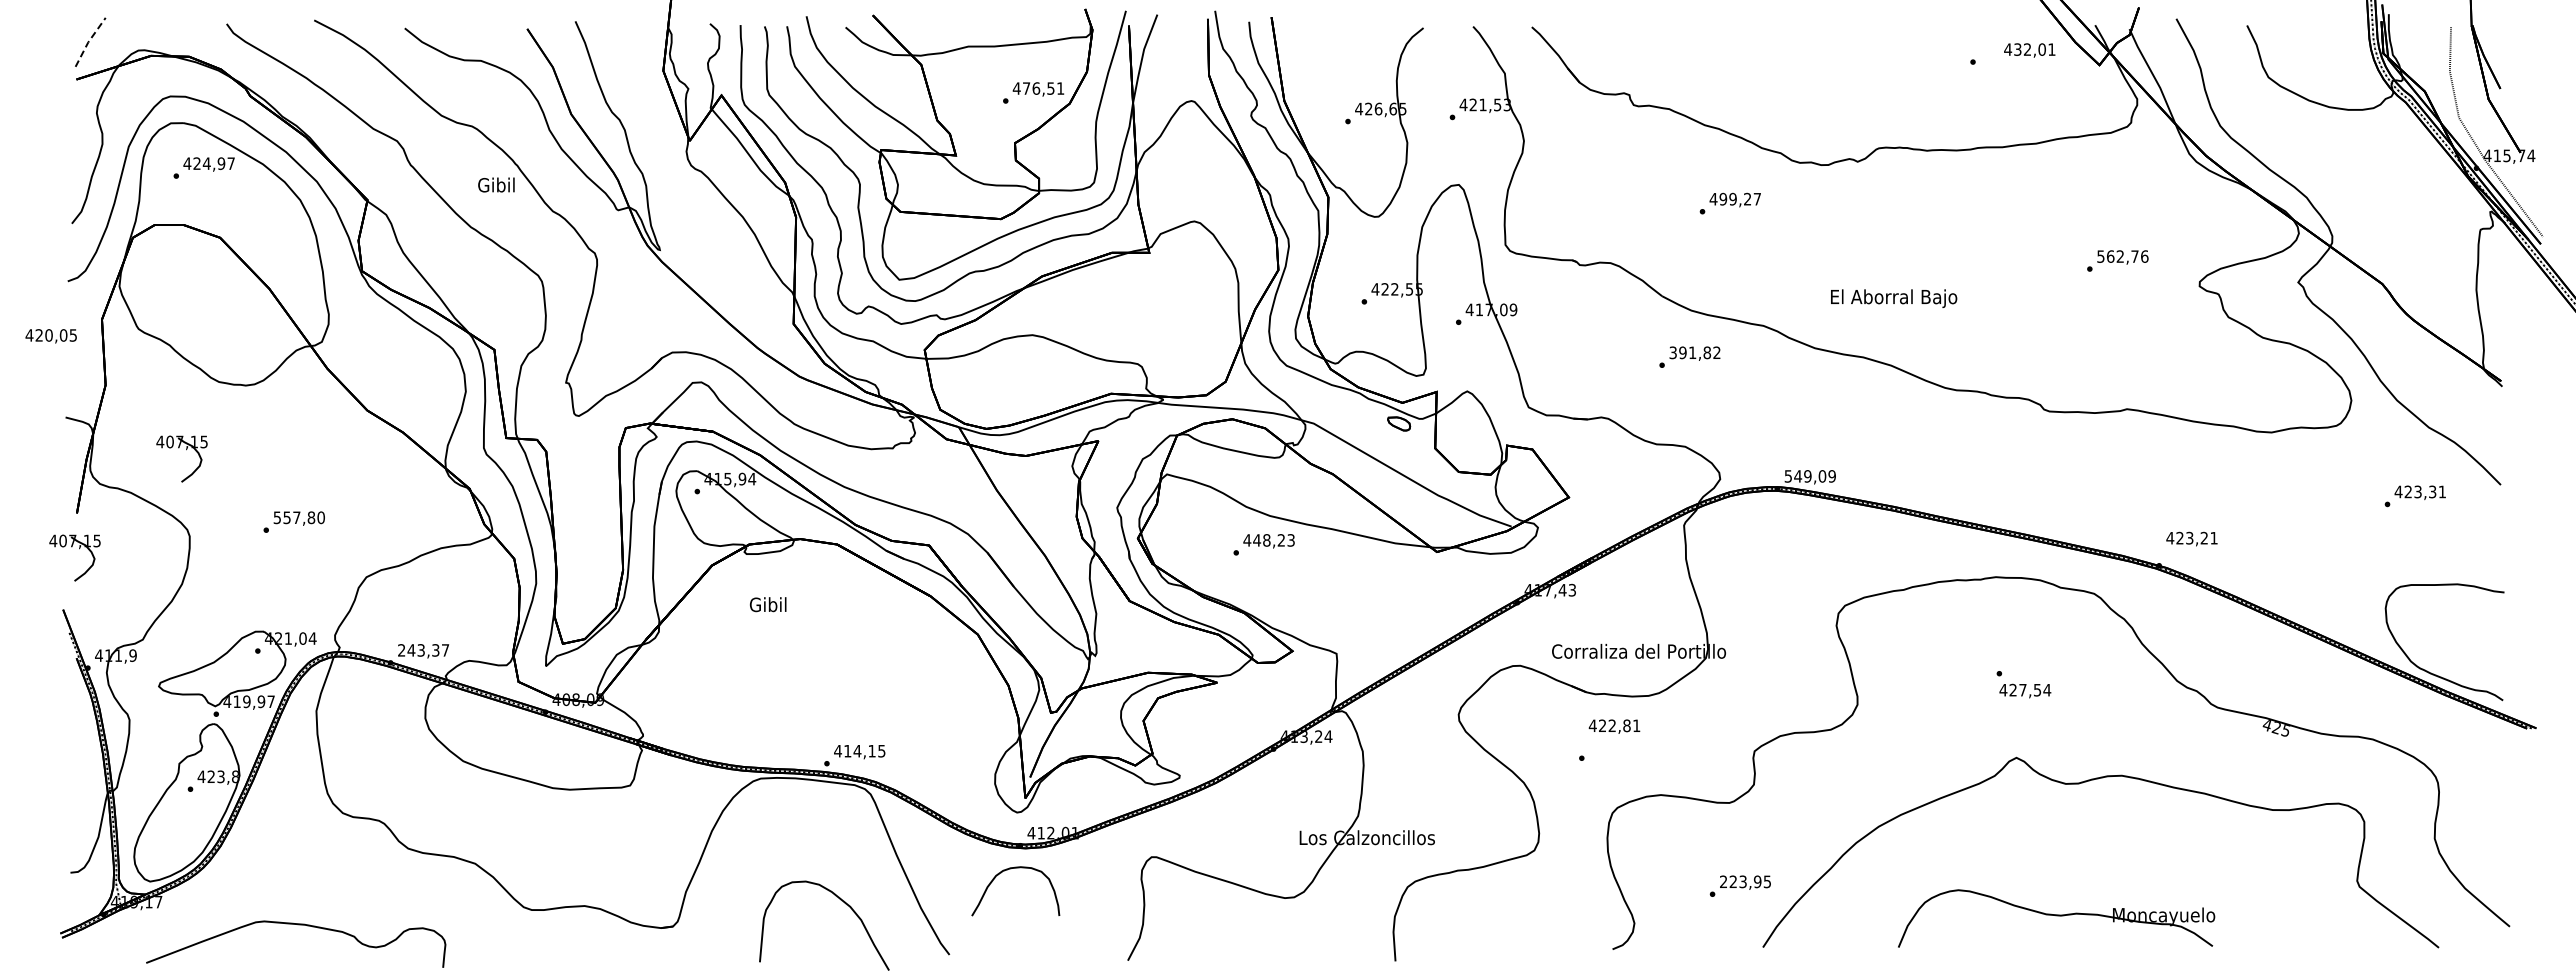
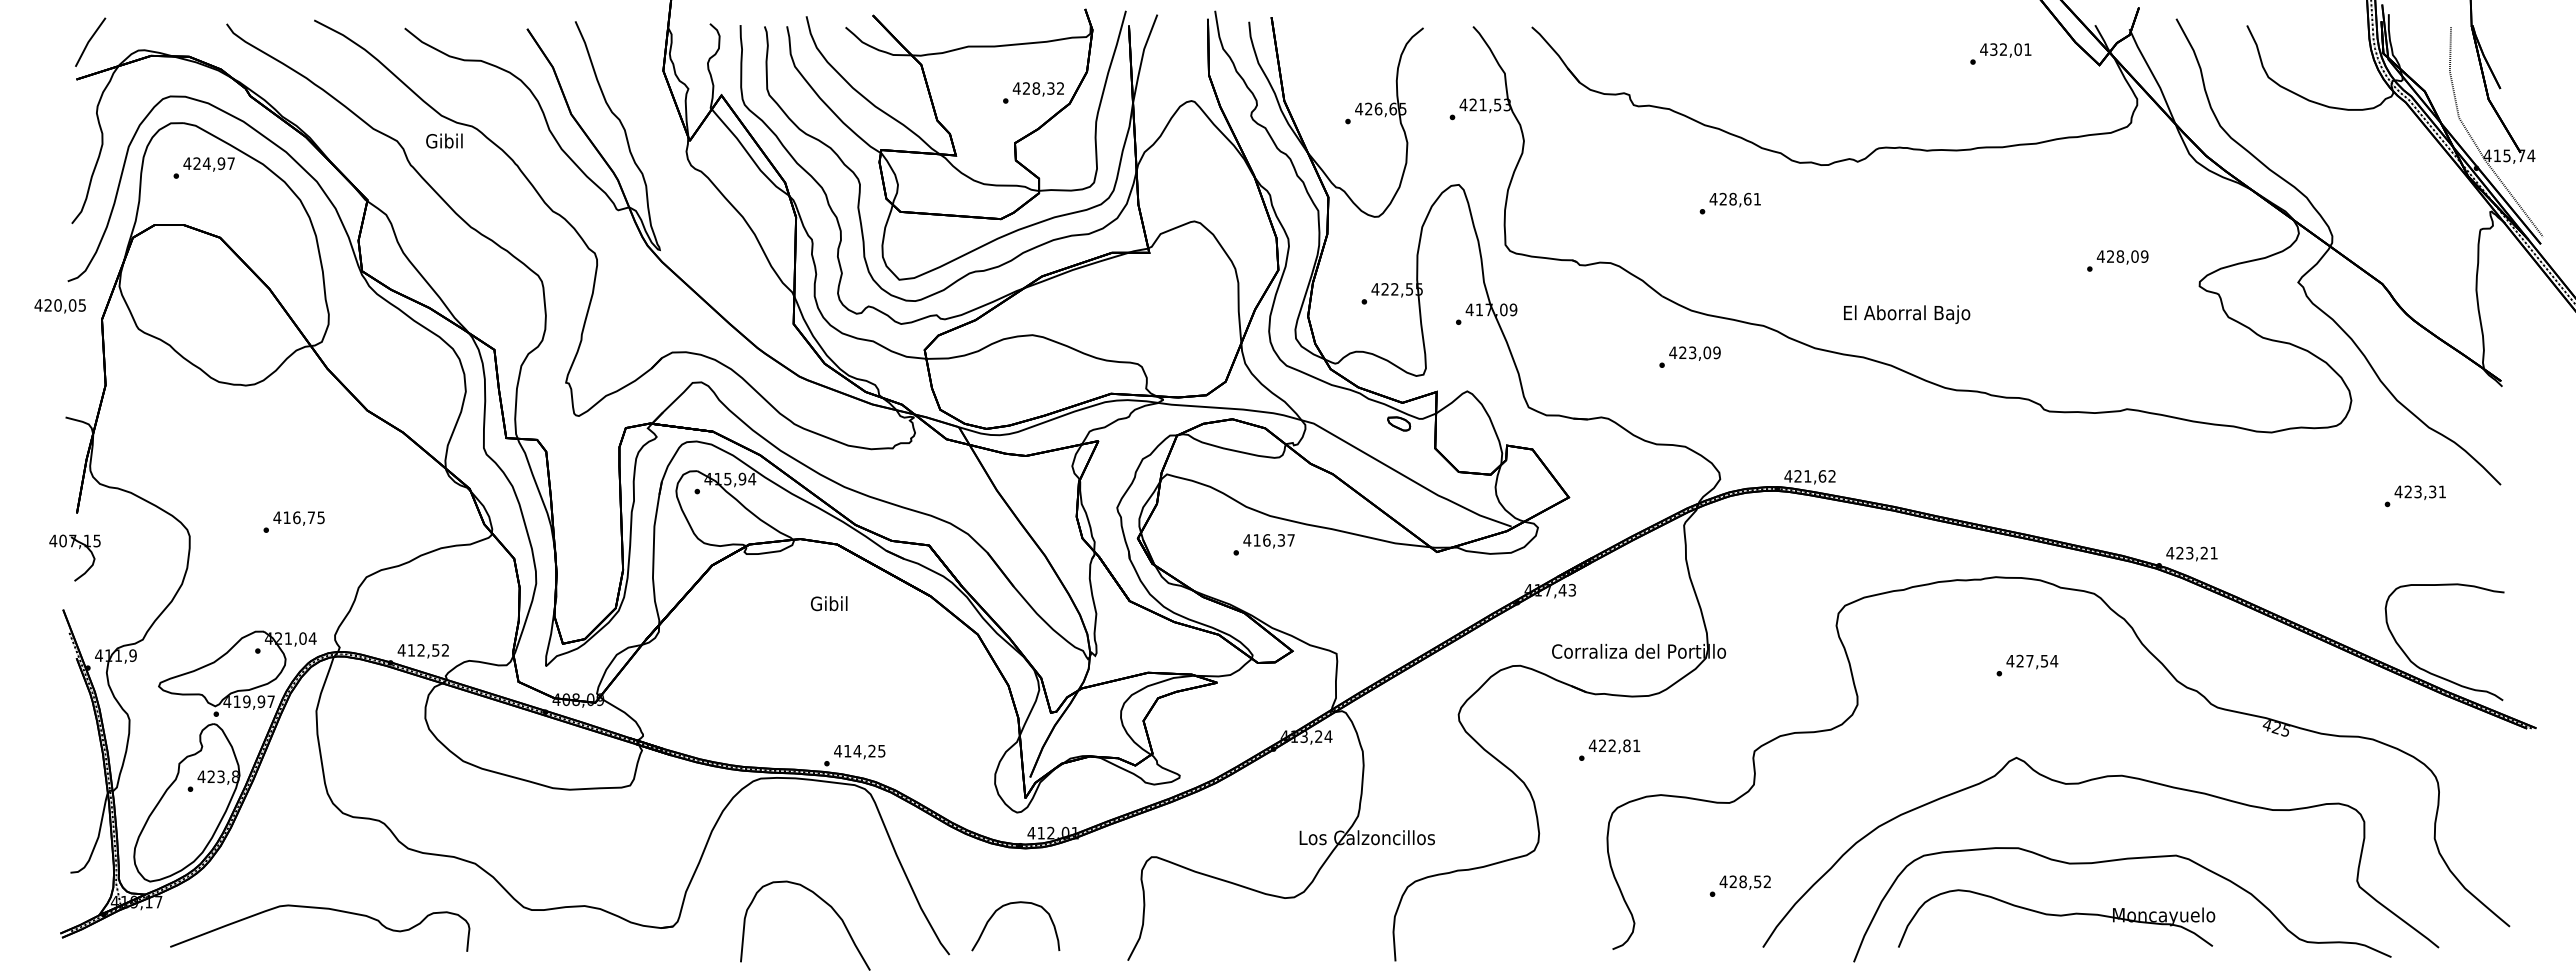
line: dashed -> solid (88, 41)
text position: (2029, 50) -> (2005, 50) (2005, 50)
text: 476,51 -> 428,32 (1043, 88)
text position: (496, 184) -> (444, 140) (444, 140)
text: 499,27 -> 428,61 (1739, 198)
text: 562,76 -> 428,09 (2122, 256)
text position: (1894, 298) -> (1907, 314) (1907, 314)
text position: (50, 336) -> (59, 306) (59, 306)
text: 391,82 -> 423,09 (1694, 352)
part: present -> none (186, 450)
text: 549,09 -> 421,62 (1809, 476)
text: 557,80 -> 416,75 (298, 517)
text position: (2191, 538) -> (2191, 553) (2191, 553)
text: 448,23 -> 416,37 (1273, 540)
text position: (768, 604) -> (829, 603) (829, 603)
text: 243,37 -> 412,52 (423, 650)
text position: (2025, 690) -> (2032, 661) (2032, 661)
text position: (1614, 726) -> (1614, 746) (1614, 746)
text: 414,15 -> 414,25 (871, 750)
curve: none -> present (2115, 861)
curve position: (1007, 870) -> (1007, 905) (1007, 905)
text: 223,95 -> 428,52 (1744, 881)
curve position: (840, 900) -> (821, 900) (821, 900)
curve position: (297, 925) -> (321, 909) (321, 909)
